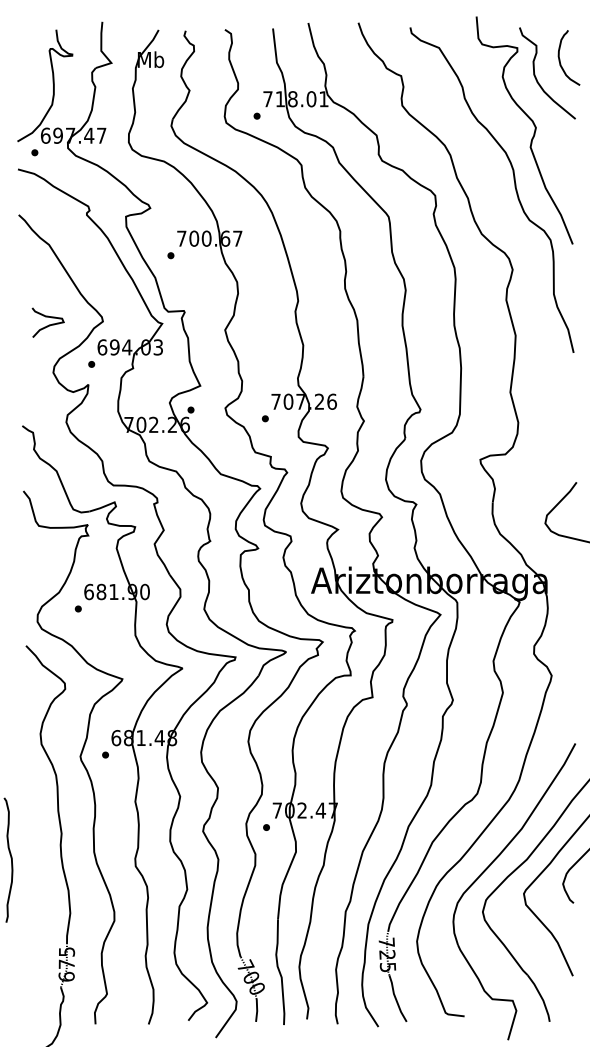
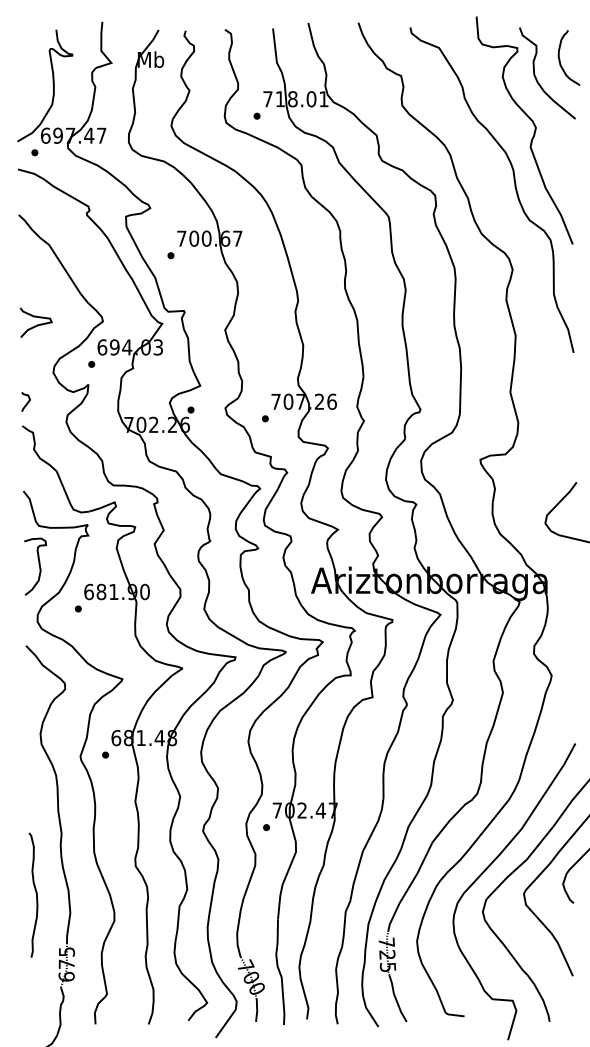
curve position: (49, 324) -> (37, 324) (37, 324)
curve: none -> present (26, 402)
curve: none -> present (38, 564)
curve position: (10, 858) -> (35, 893) (35, 893)
